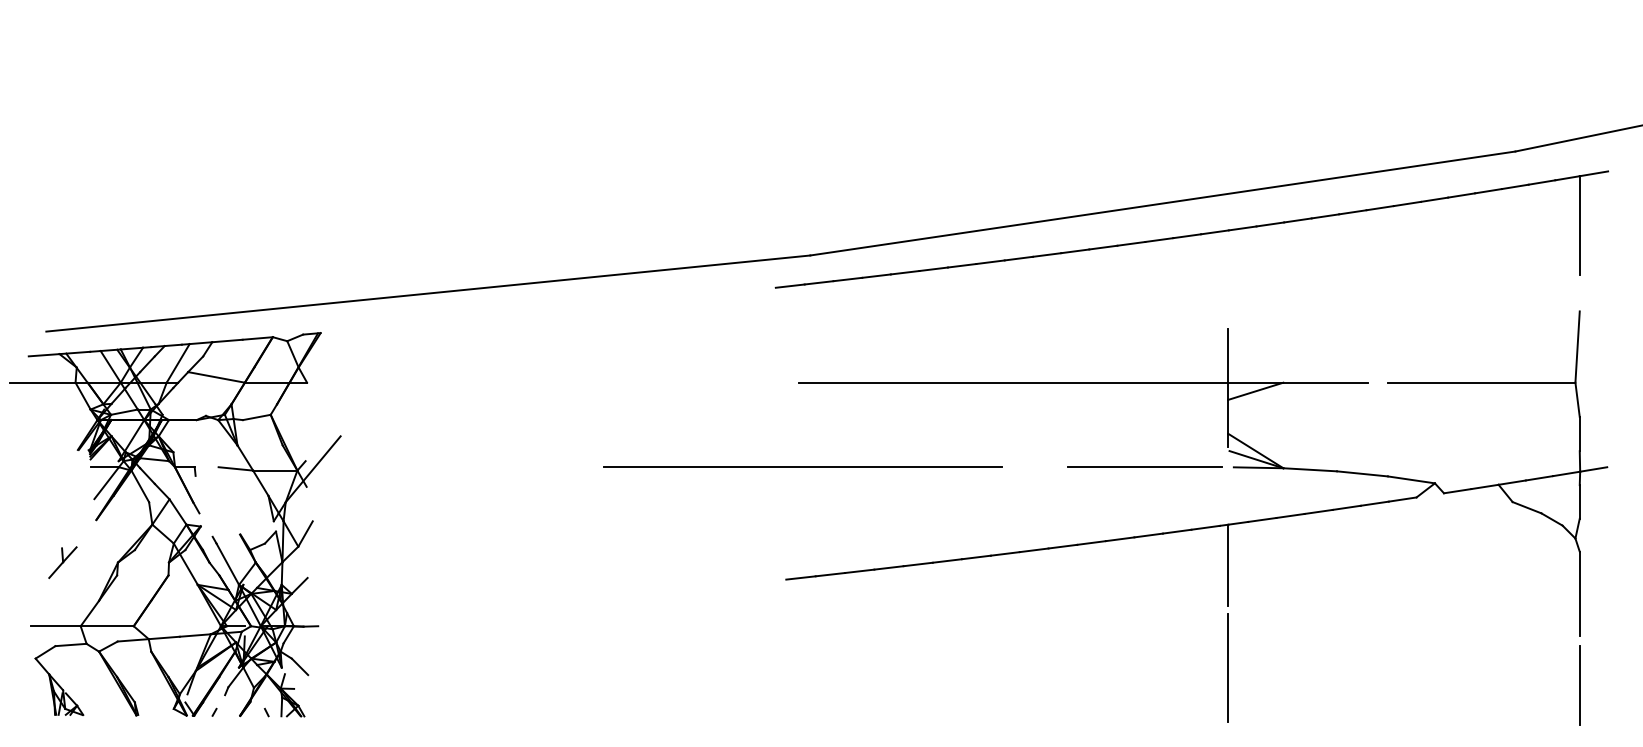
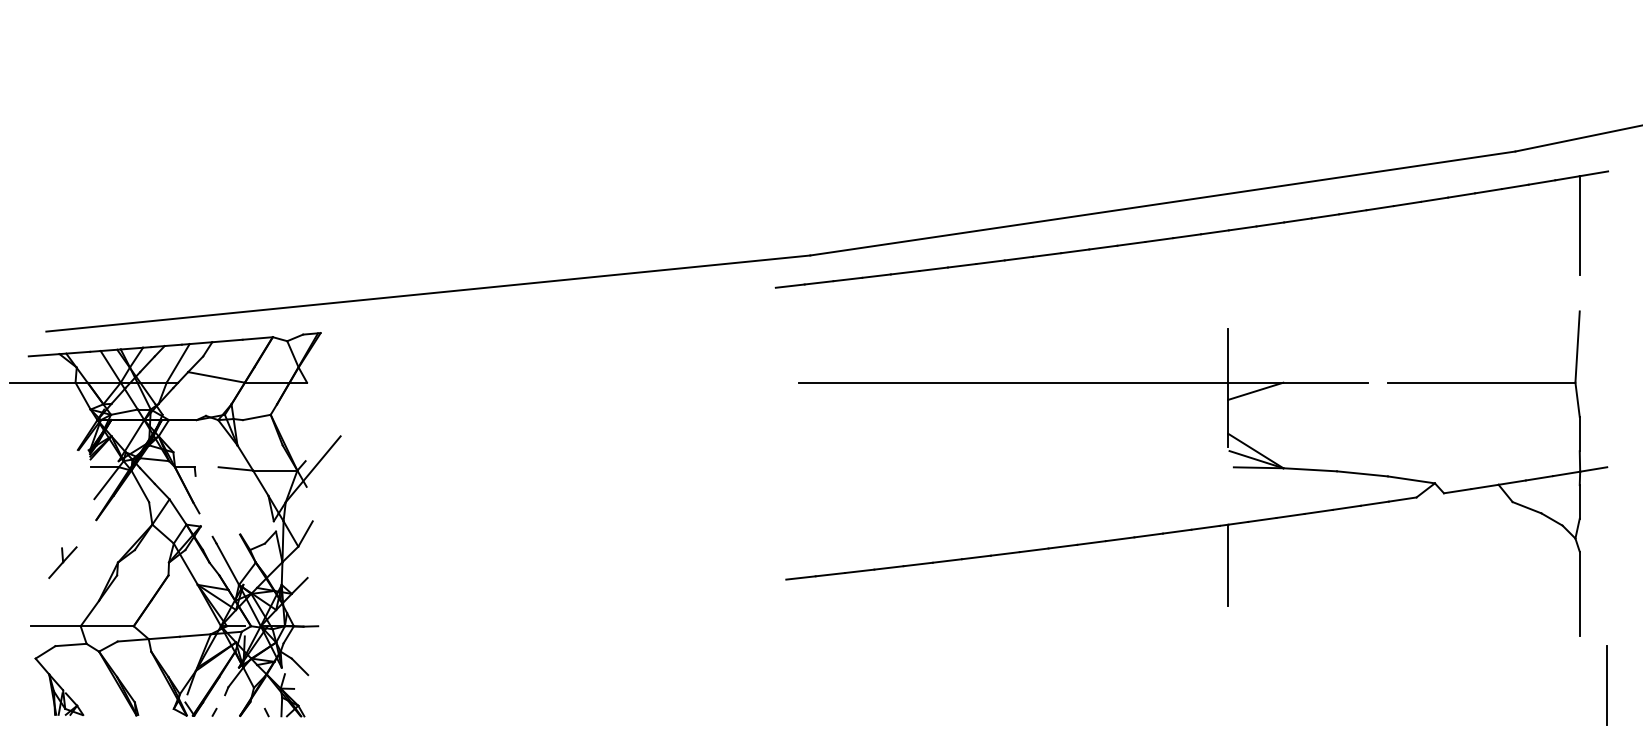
line: present -> none (1144, 466)
line: present -> none (802, 467)
line: present -> none (1228, 667)
line position: (1579, 685) -> (1606, 685) (1606, 685)
